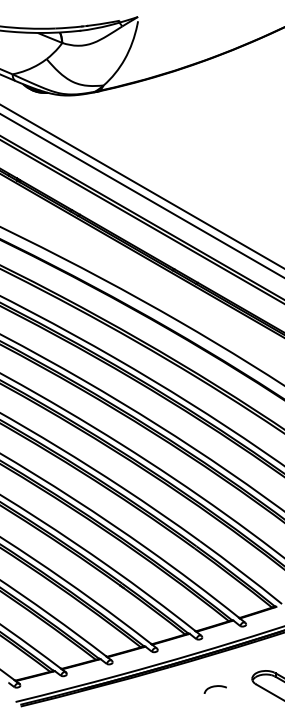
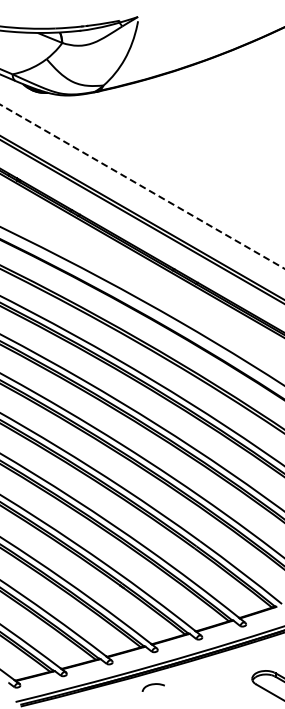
line: solid -> dashed (142, 187)
line: present -> none (141, 195)
curve position: (214, 687) -> (152, 685) (152, 685)
